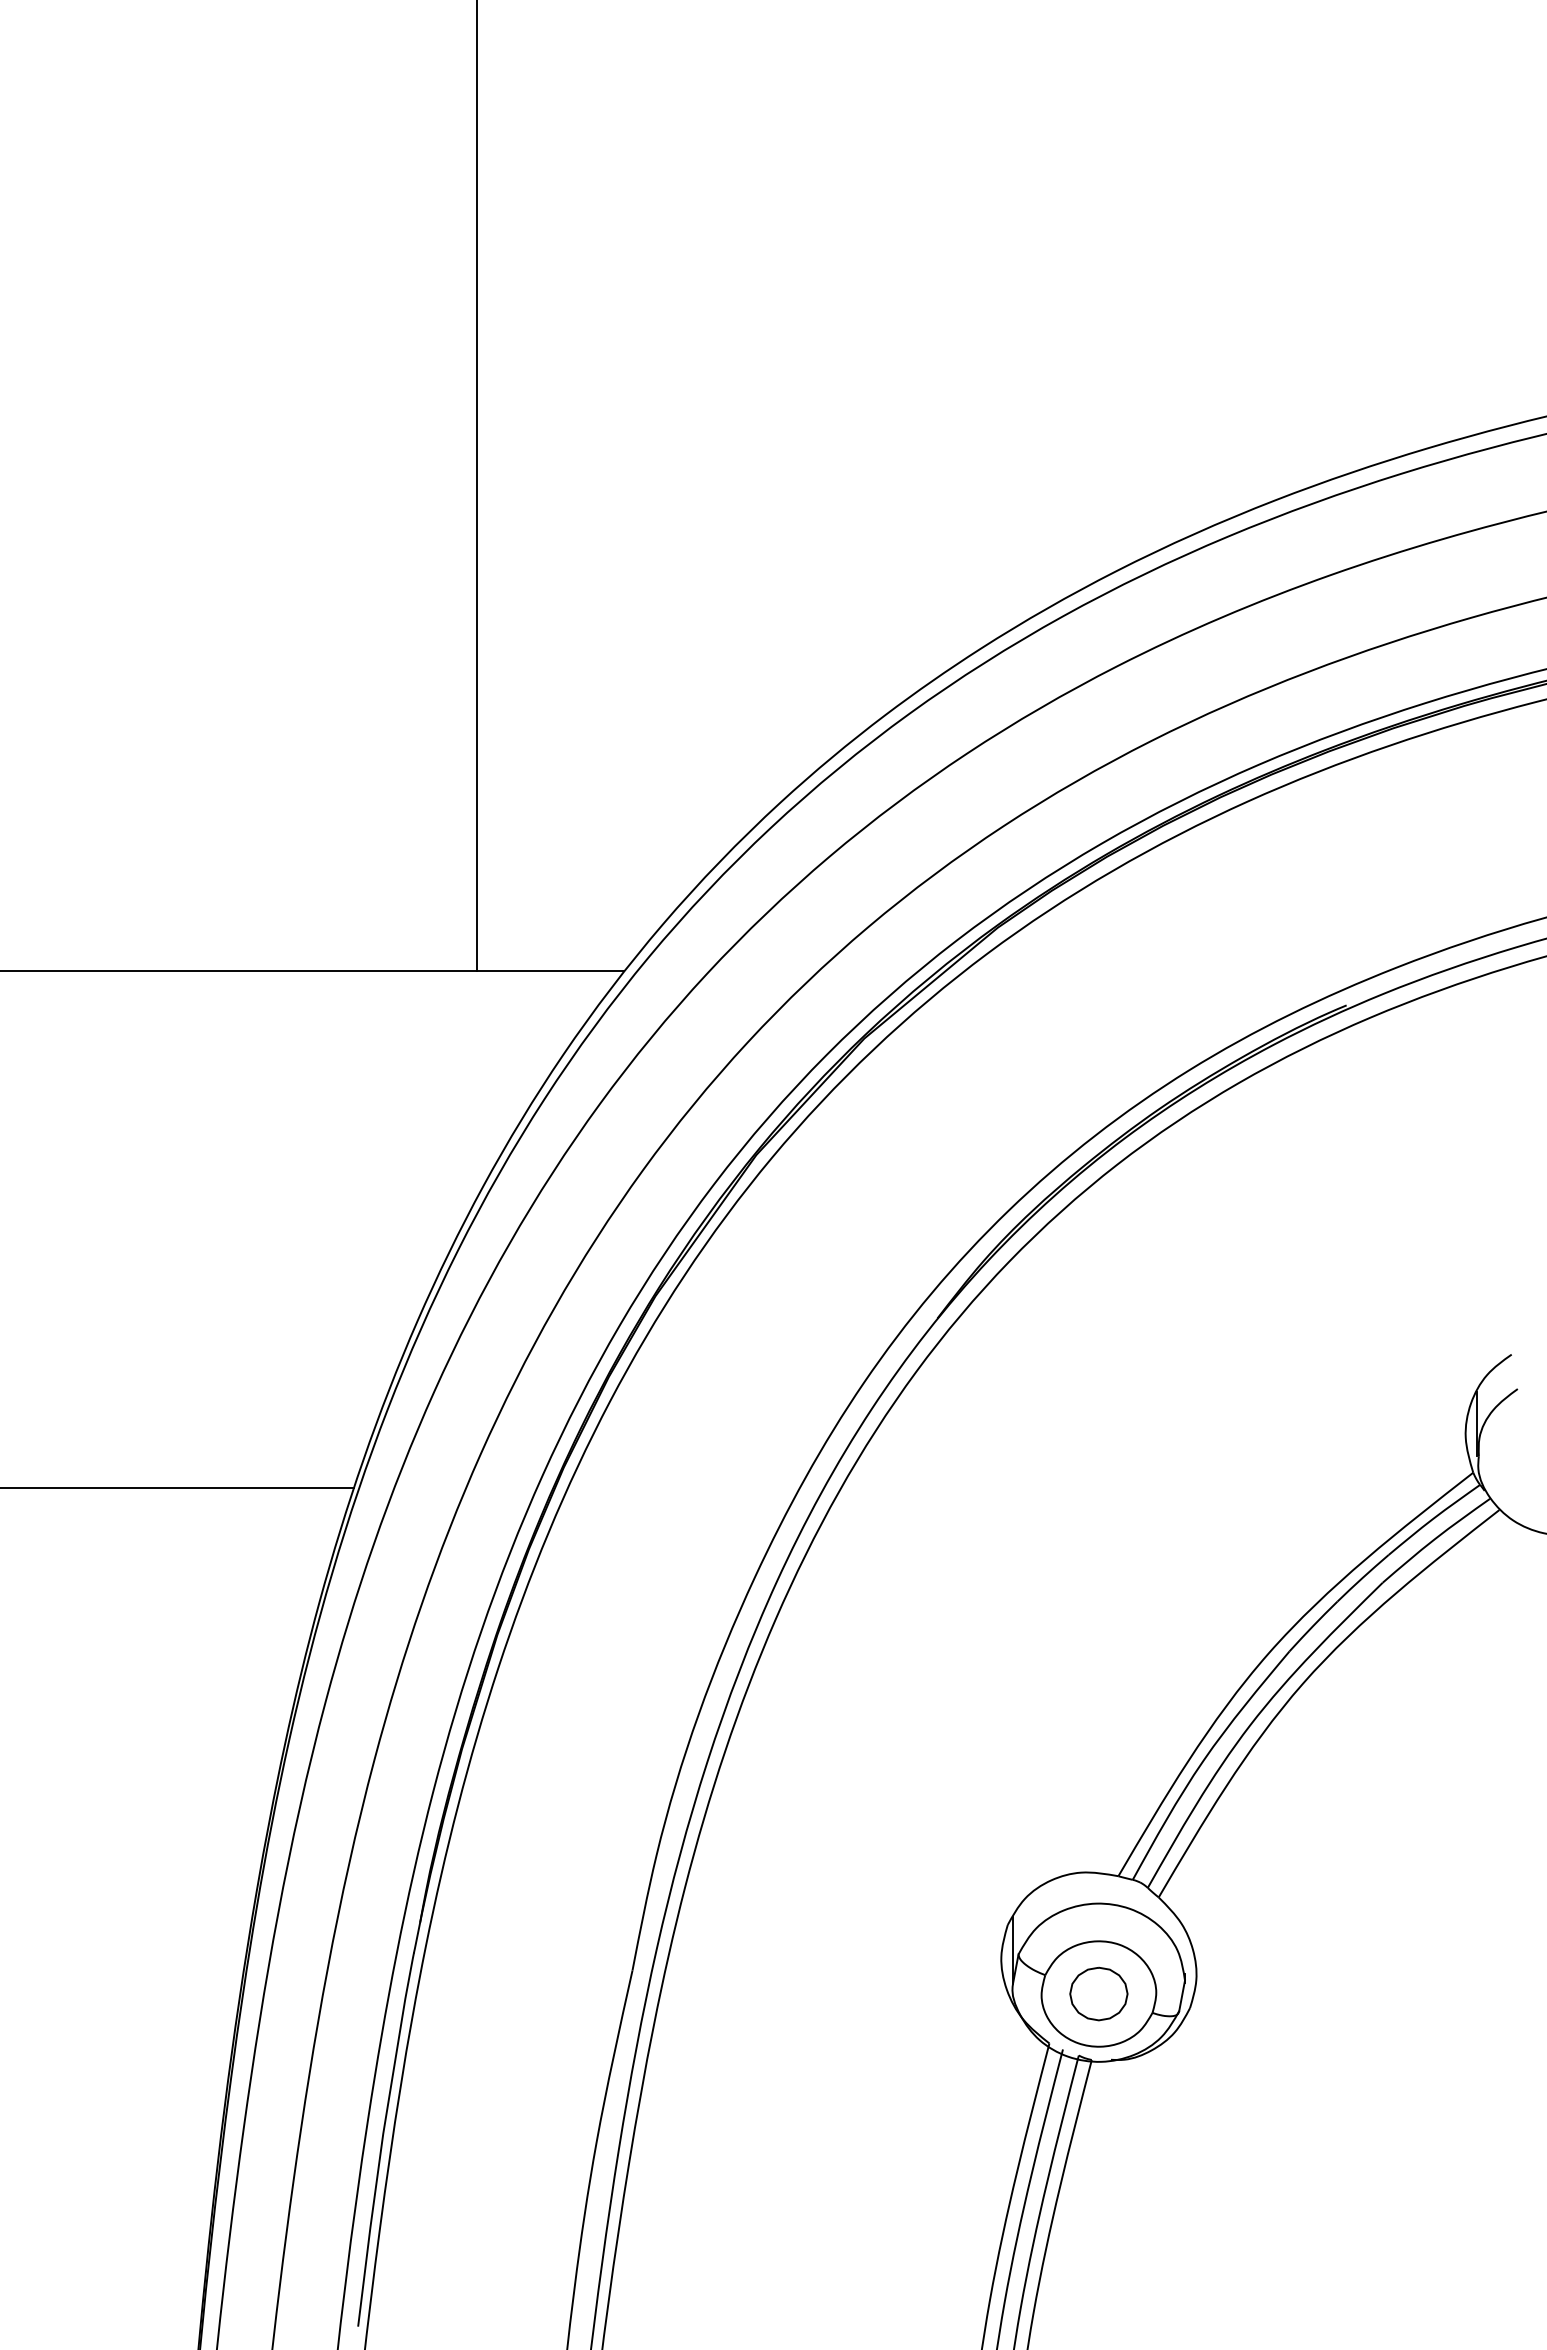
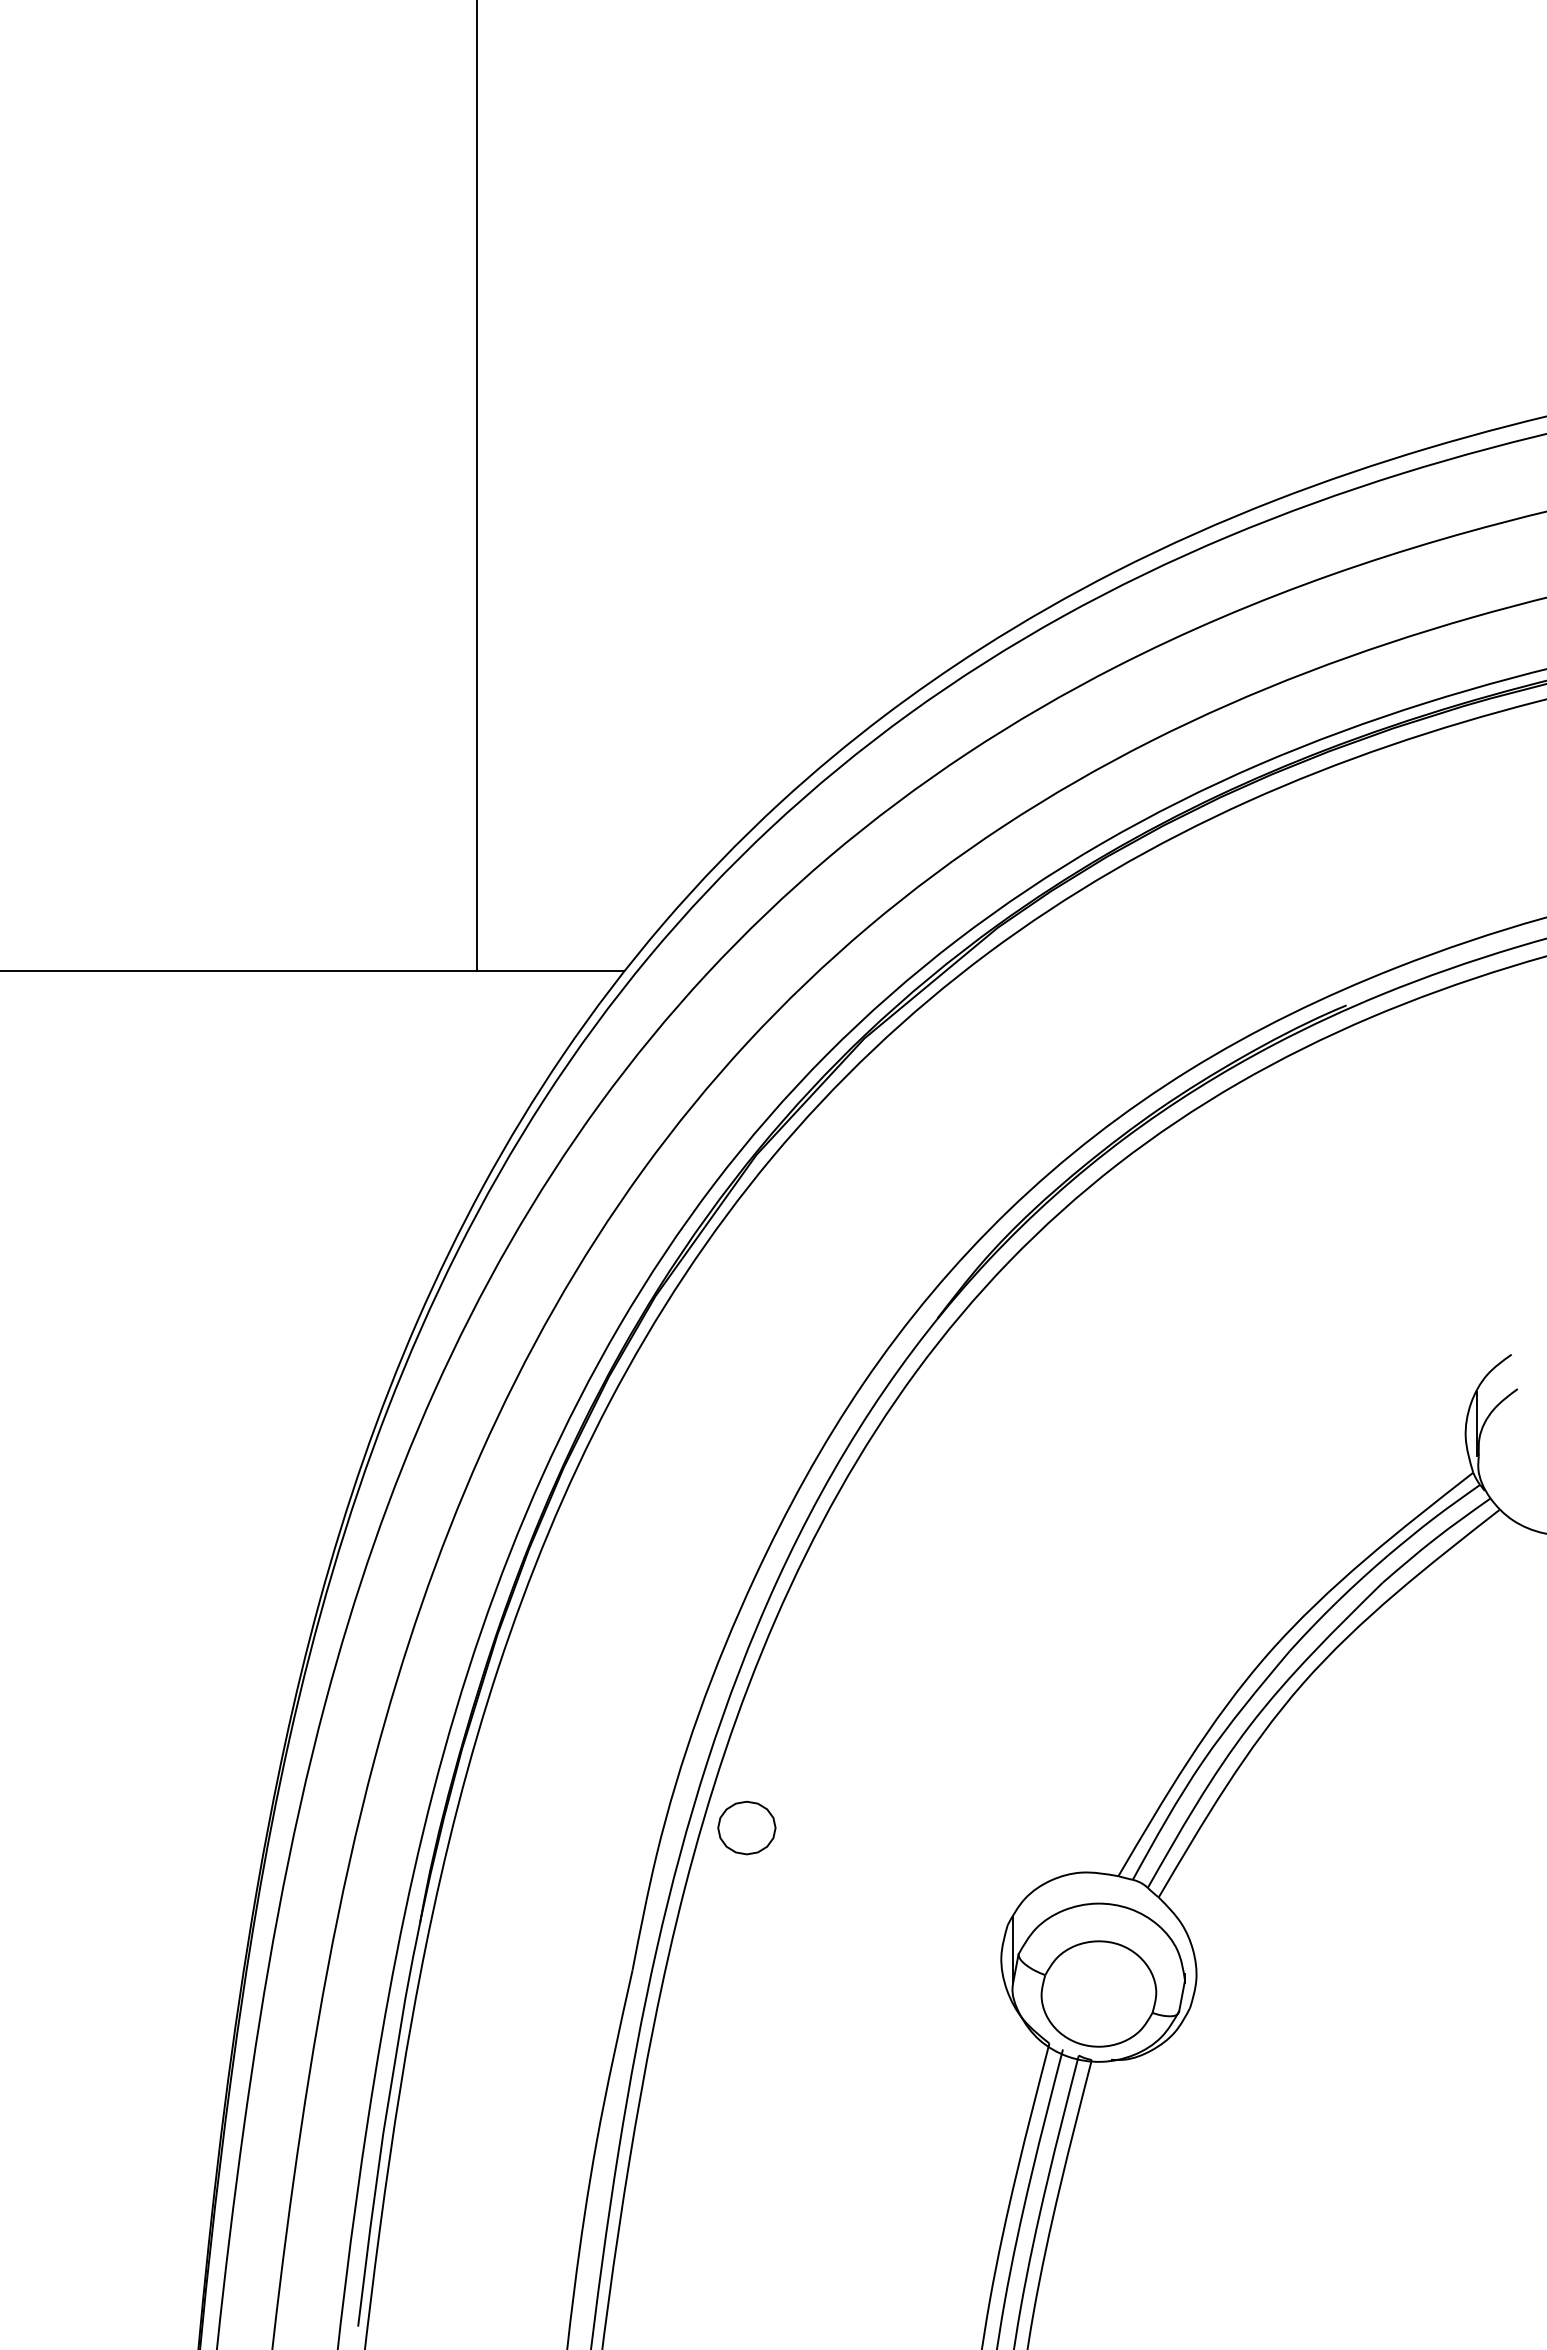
line: present -> none (178, 1487)
part position: (1098, 1993) -> (746, 1827) (746, 1827)
